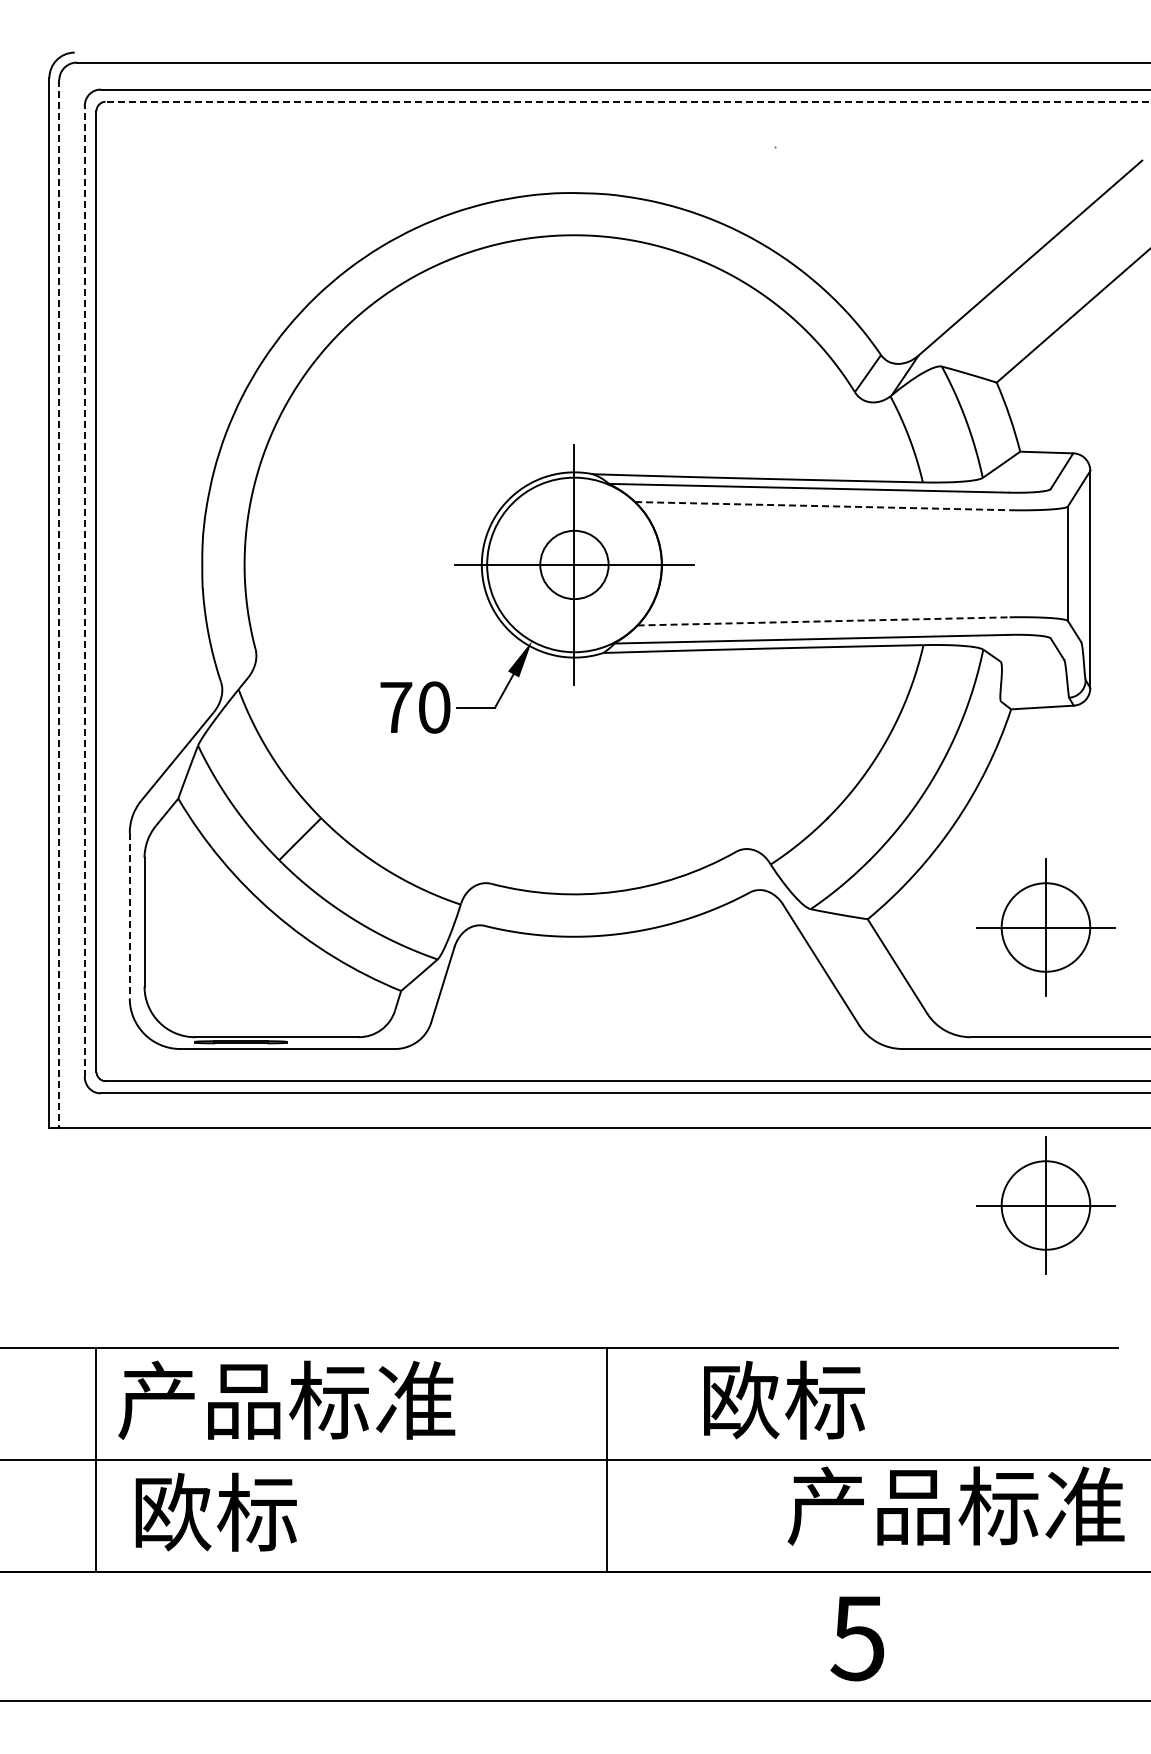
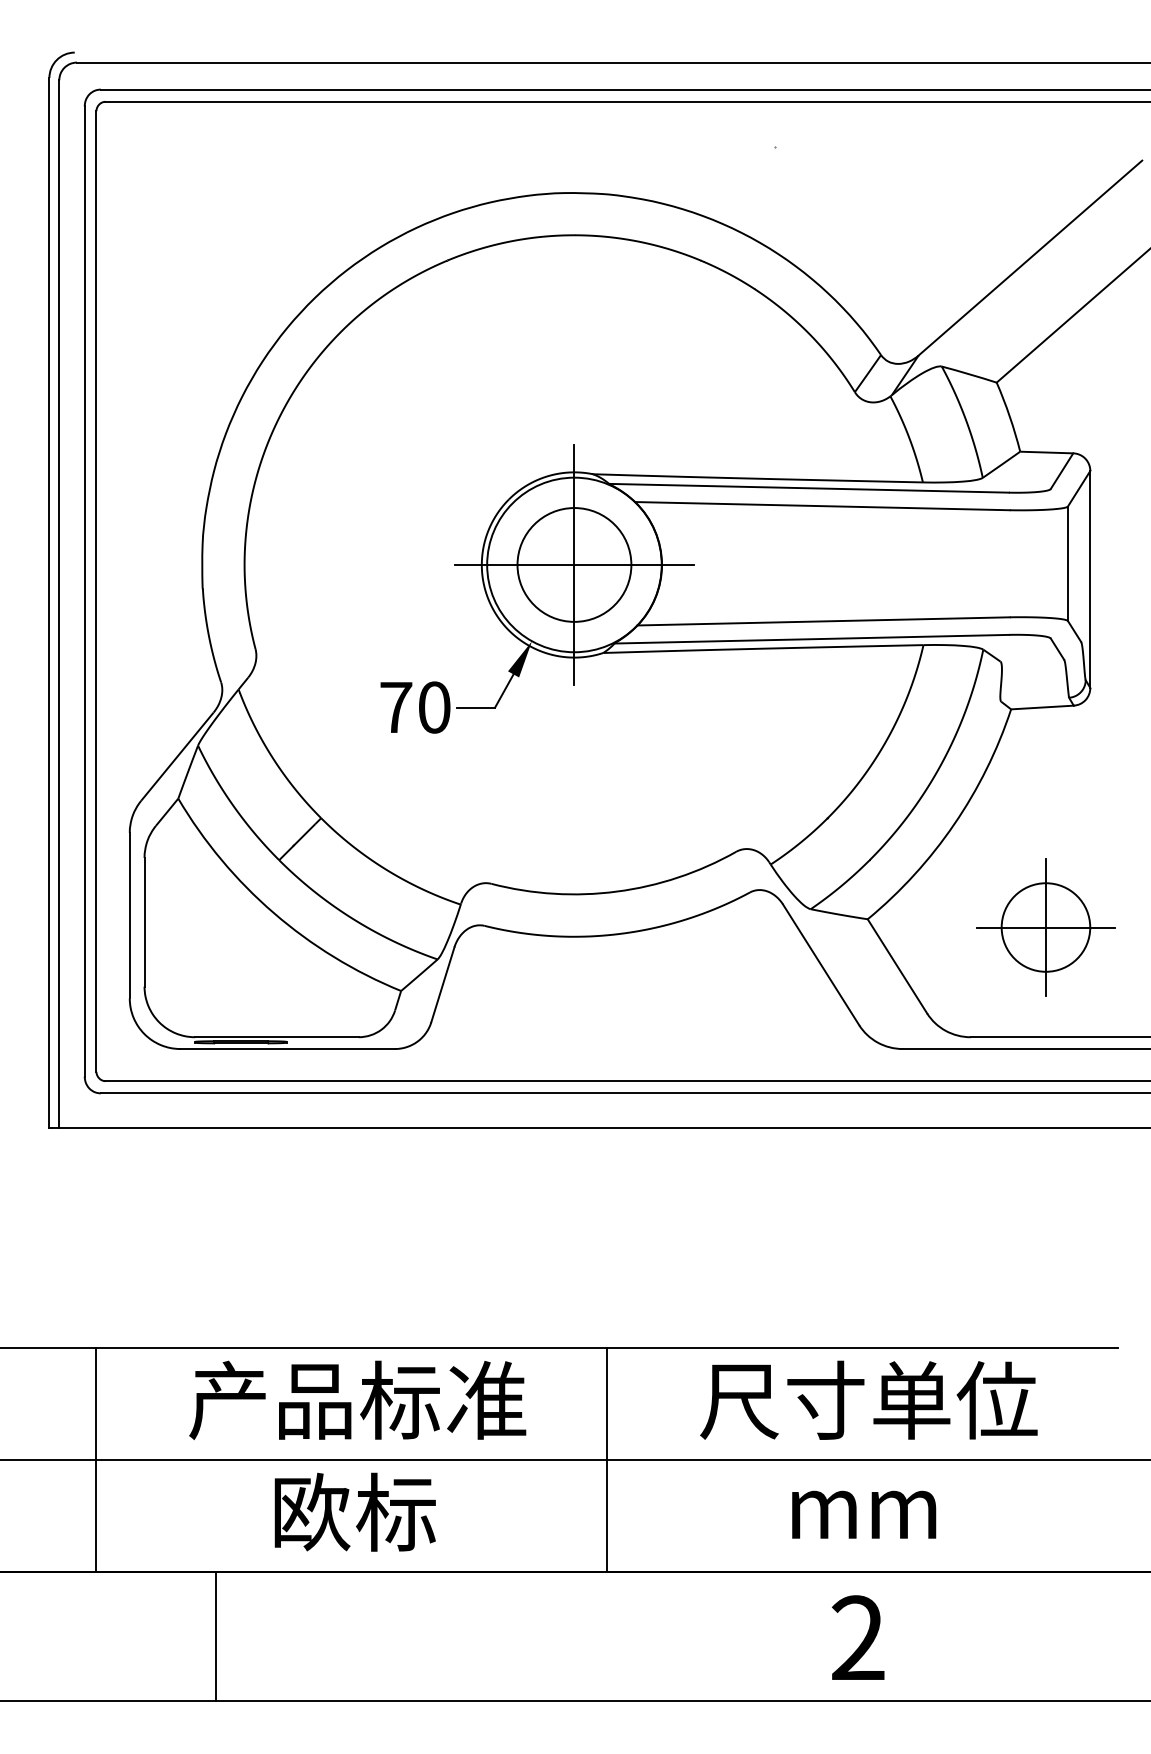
line: dashed -> solid (628, 101)
line: dashed -> solid (822, 506)
circle diameter: 68 px -> 114 px (574, 564)
line: dashed -> solid (84, 591)
line: dashed -> solid (59, 604)
line: dashed -> solid (824, 621)
line: dashed -> solid (129, 915)
part: present -> none (1045, 1205)
text: 欧标 -> 尺寸单位 (868, 1399)
text position: (286, 1400) -> (357, 1400) (357, 1400)
text: 产品标准 -> mm (955, 1505)
text position: (215, 1511) -> (354, 1511) (354, 1511)
line: none -> present (216, 1636)
text: 5 -> 2 (857, 1638)
